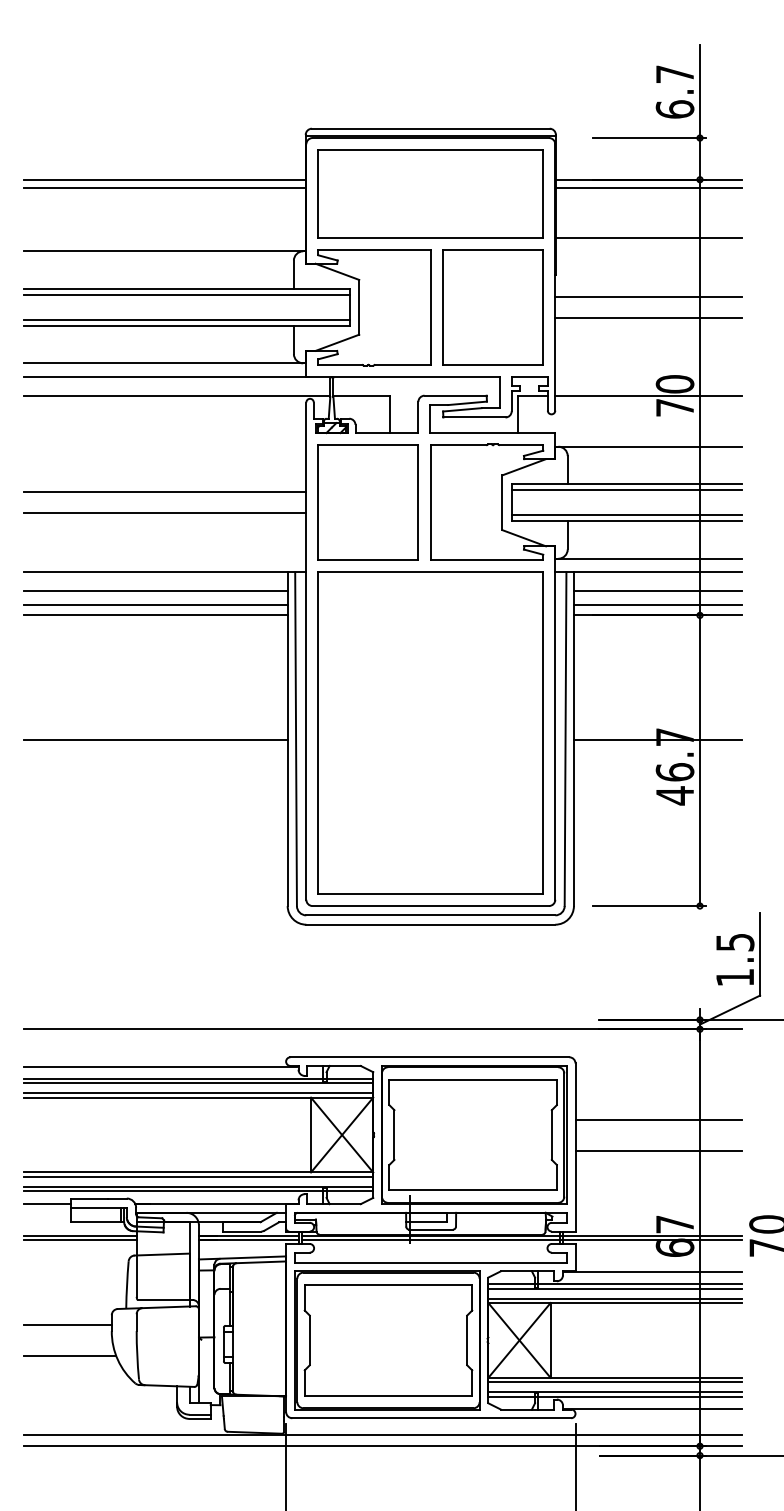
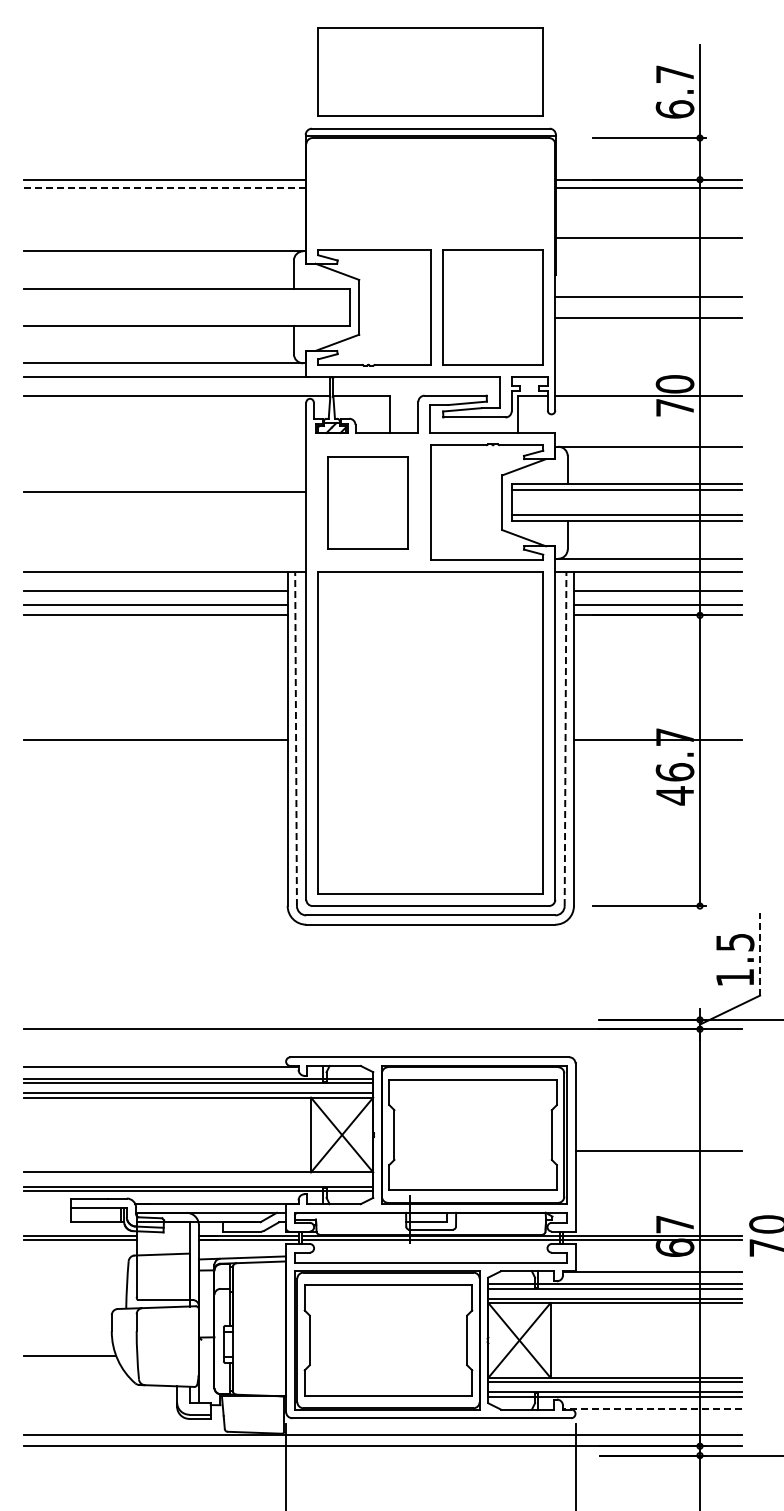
line: solid -> dashed (164, 188)
part position: (430, 193) -> (430, 71) (430, 71)
line: present -> none (186, 294)
line: present -> none (186, 319)
part size: 102x117 px -> 82x94 px (367, 502)
line: present -> none (164, 513)
line: solid -> dashed (296, 739)
line: solid -> dashed (565, 739)
line: solid -> dashed (760, 954)
line: present -> none (658, 1119)
line: present -> none (198, 1176)
line: present -> none (46, 1203)
line: present -> none (67, 1324)
line: solid -> dashed (653, 1408)
